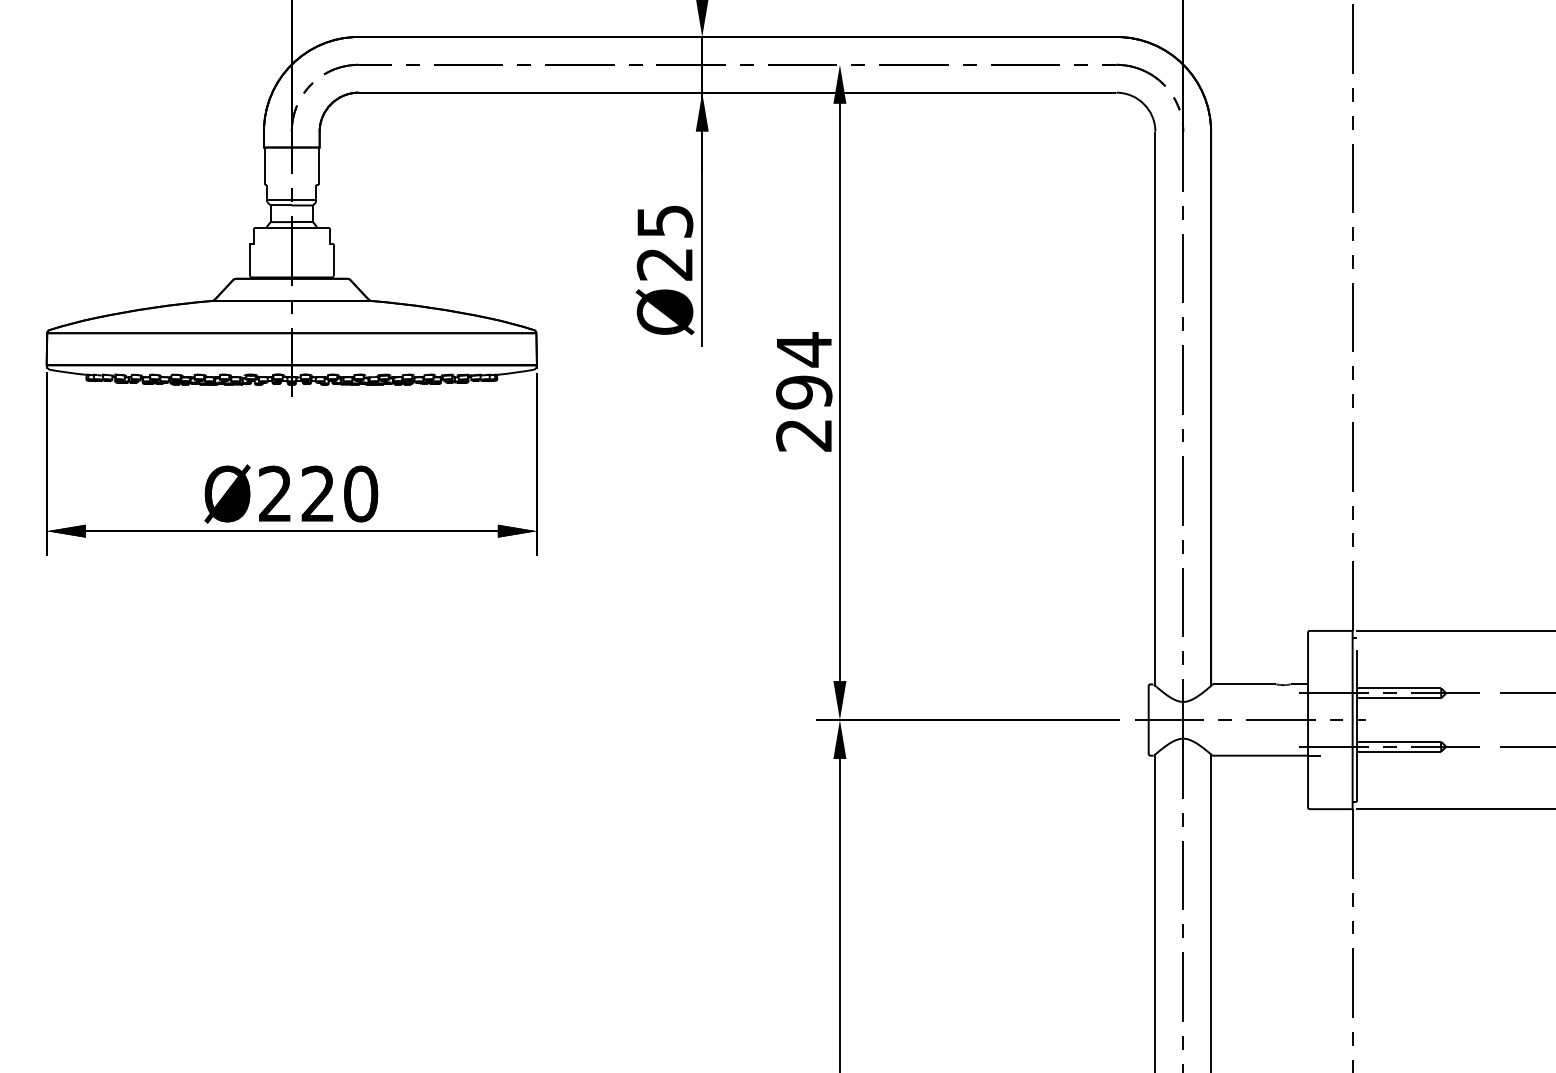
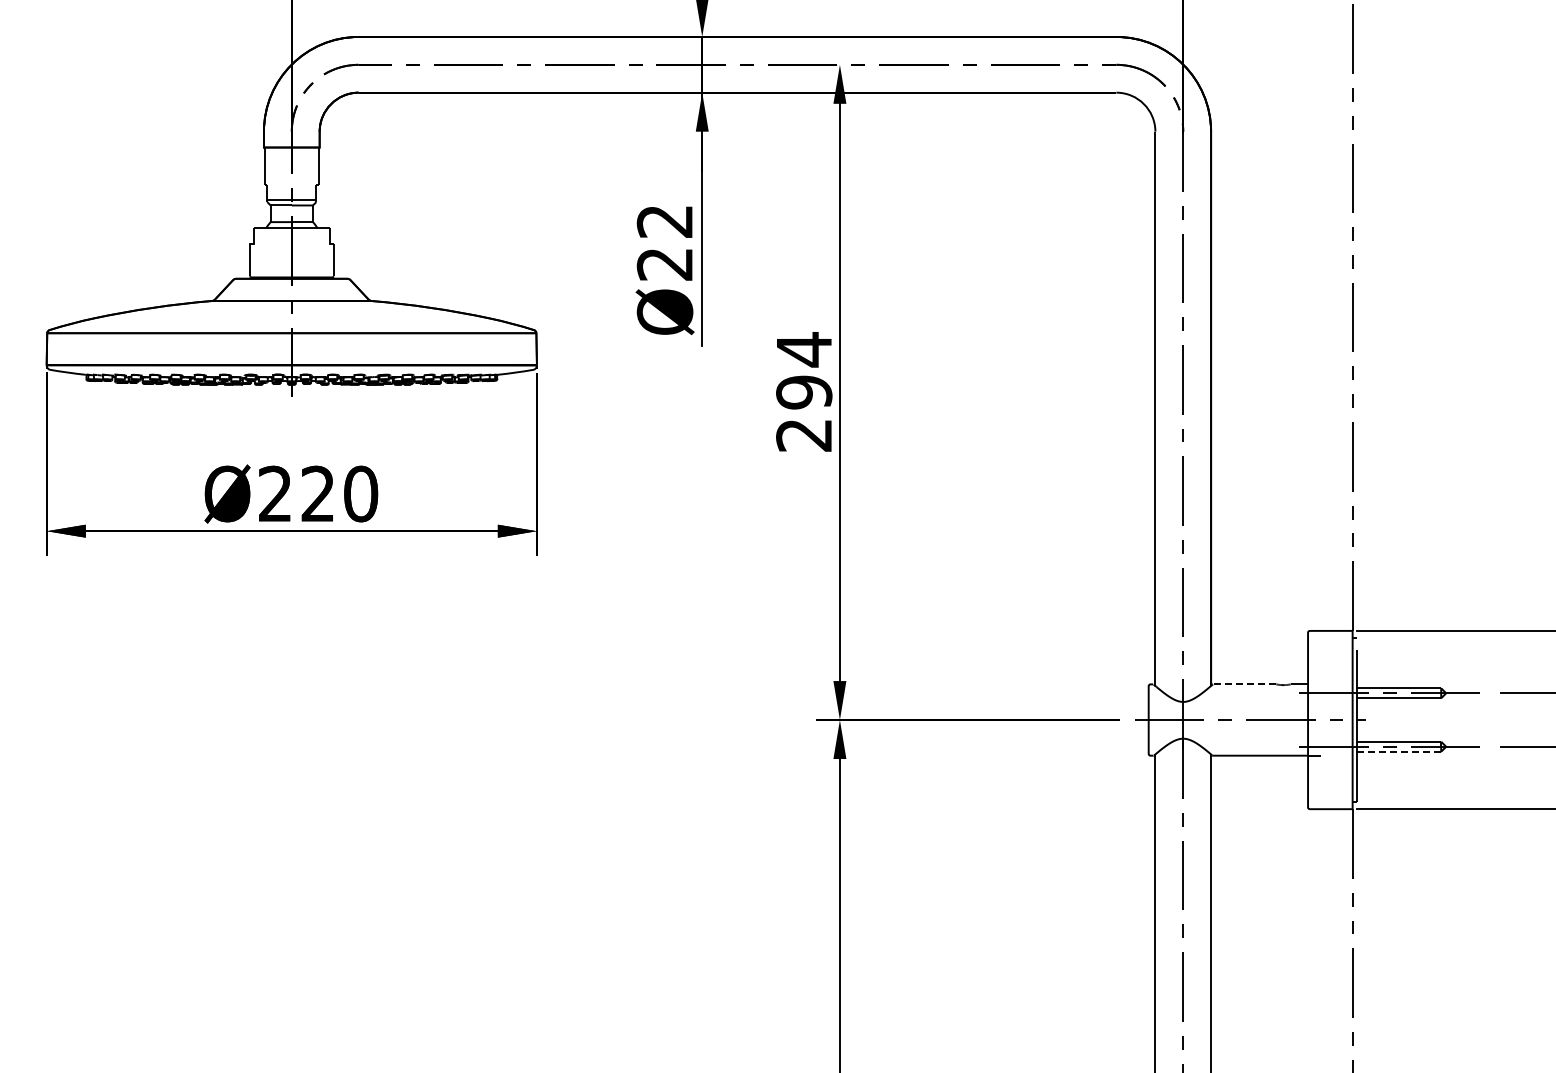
text: Ø25 -> Ø22 (664, 221)
line: solid -> dashed (1244, 684)
line: solid -> dashed (1399, 751)
